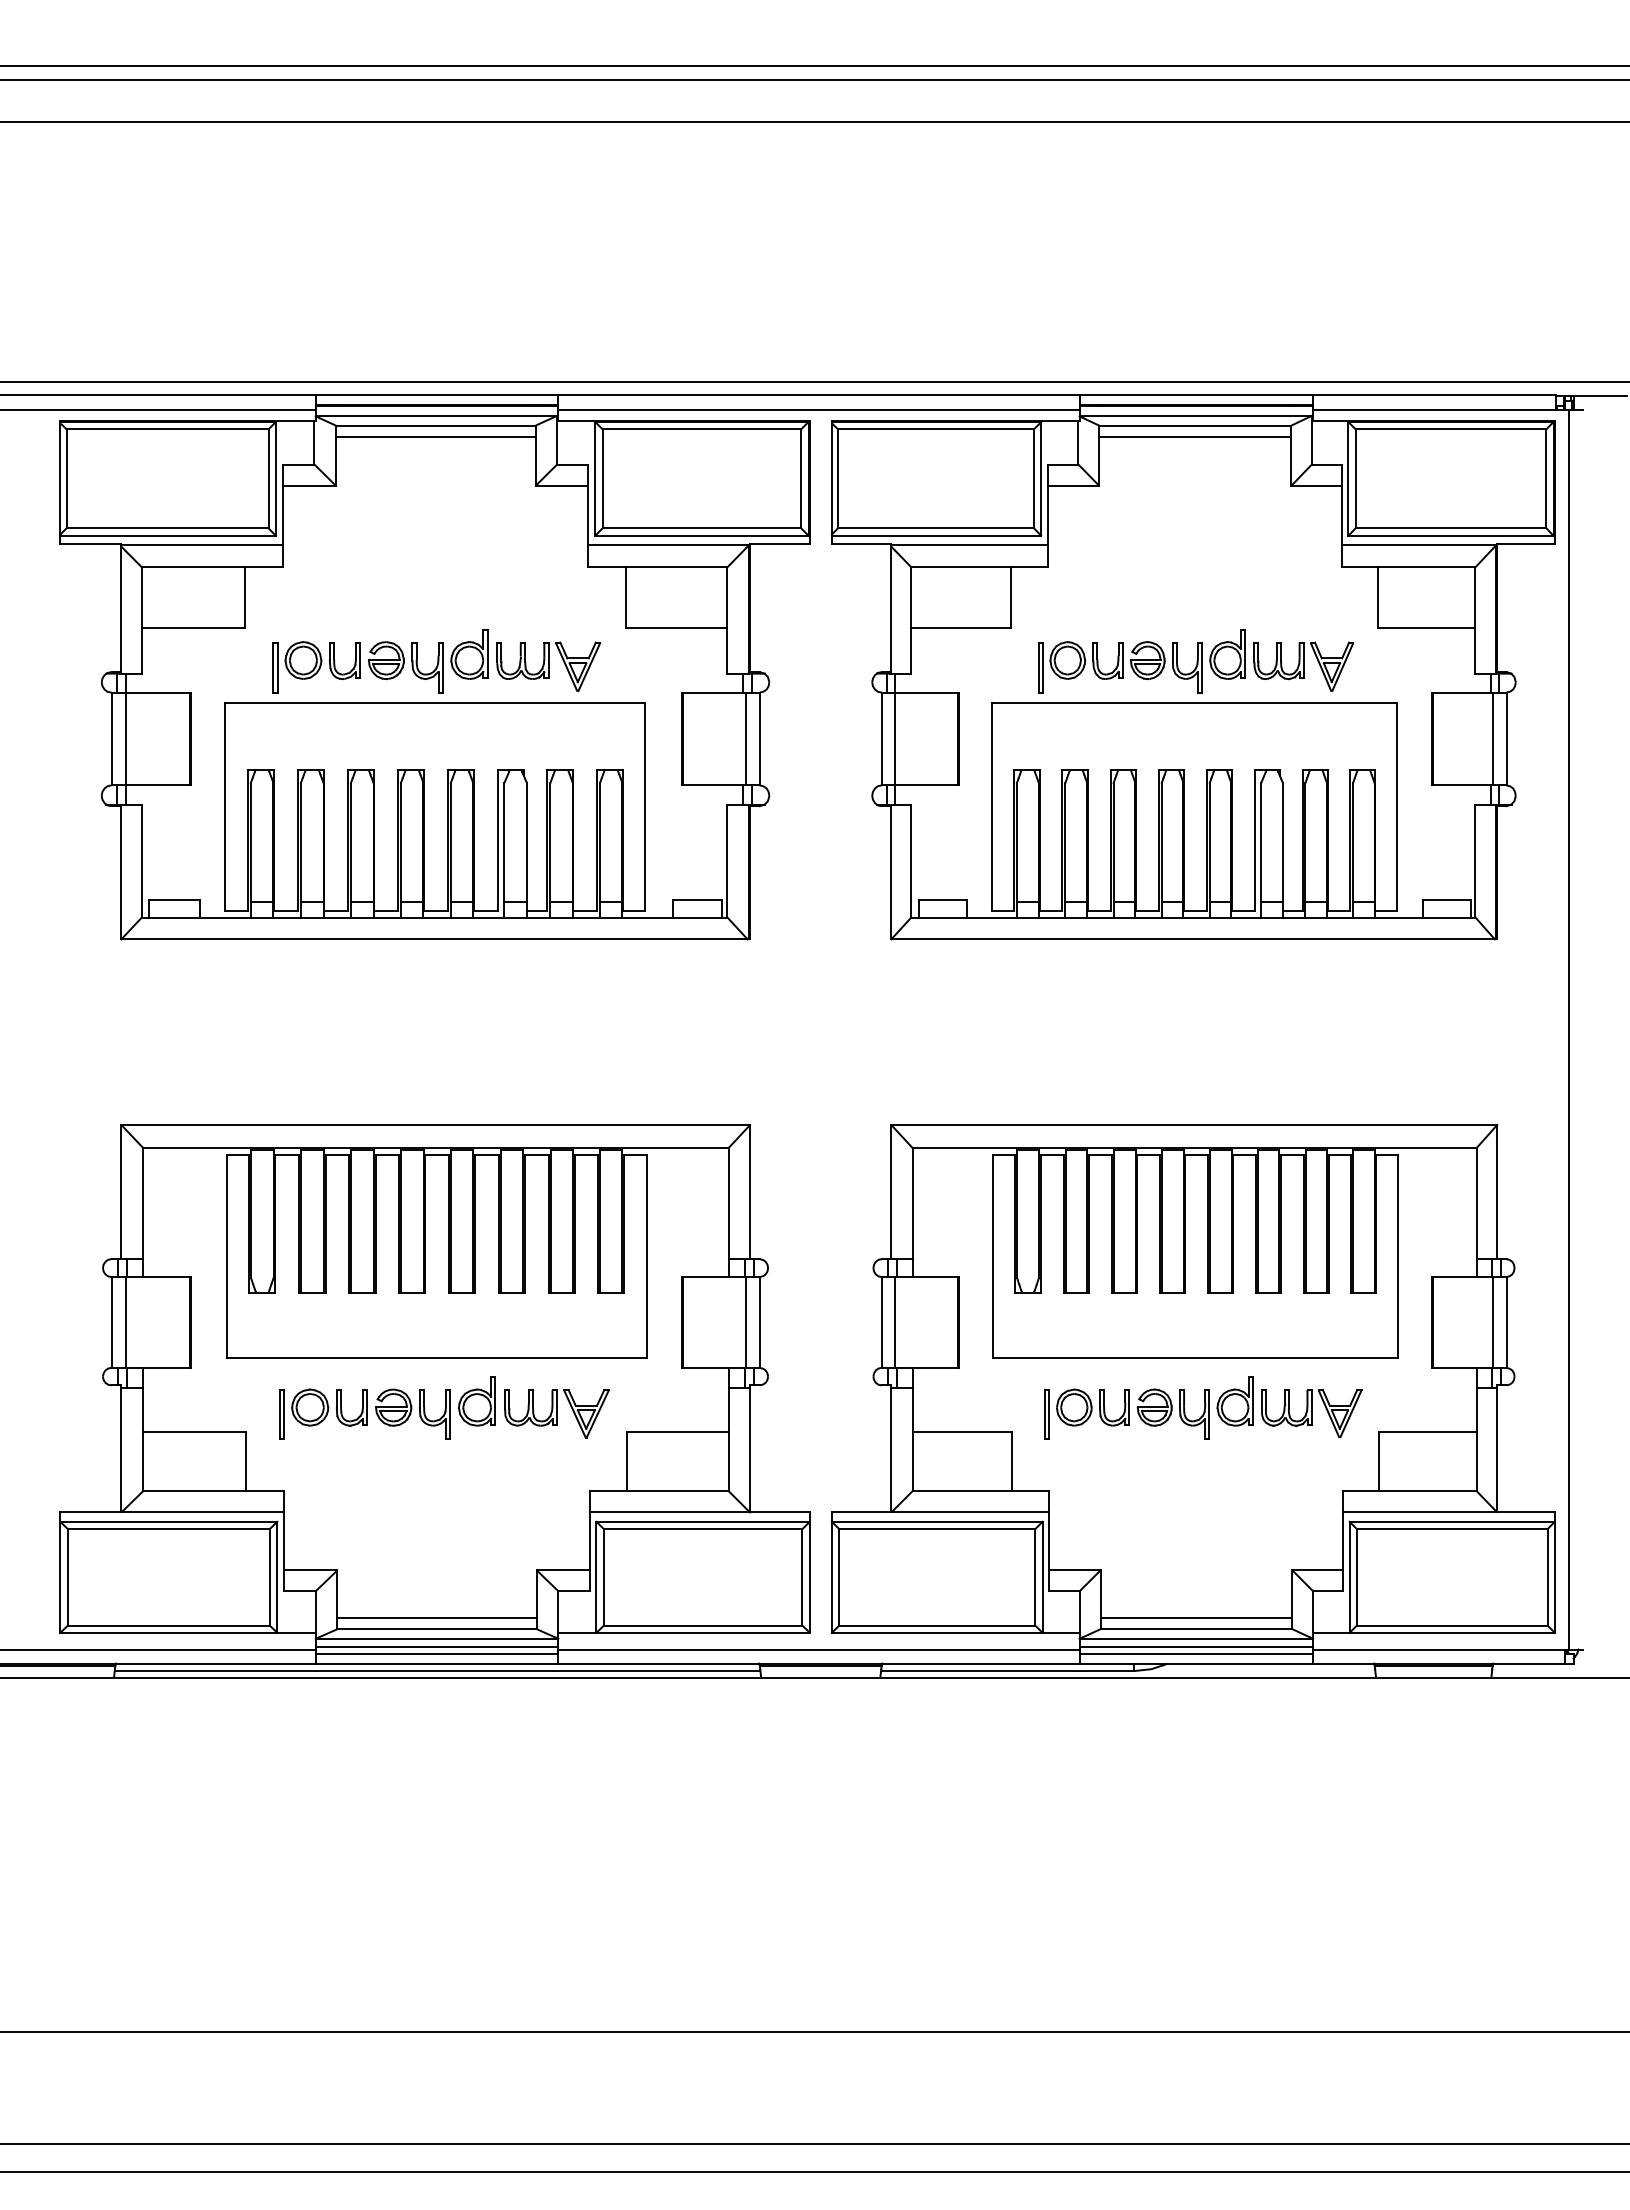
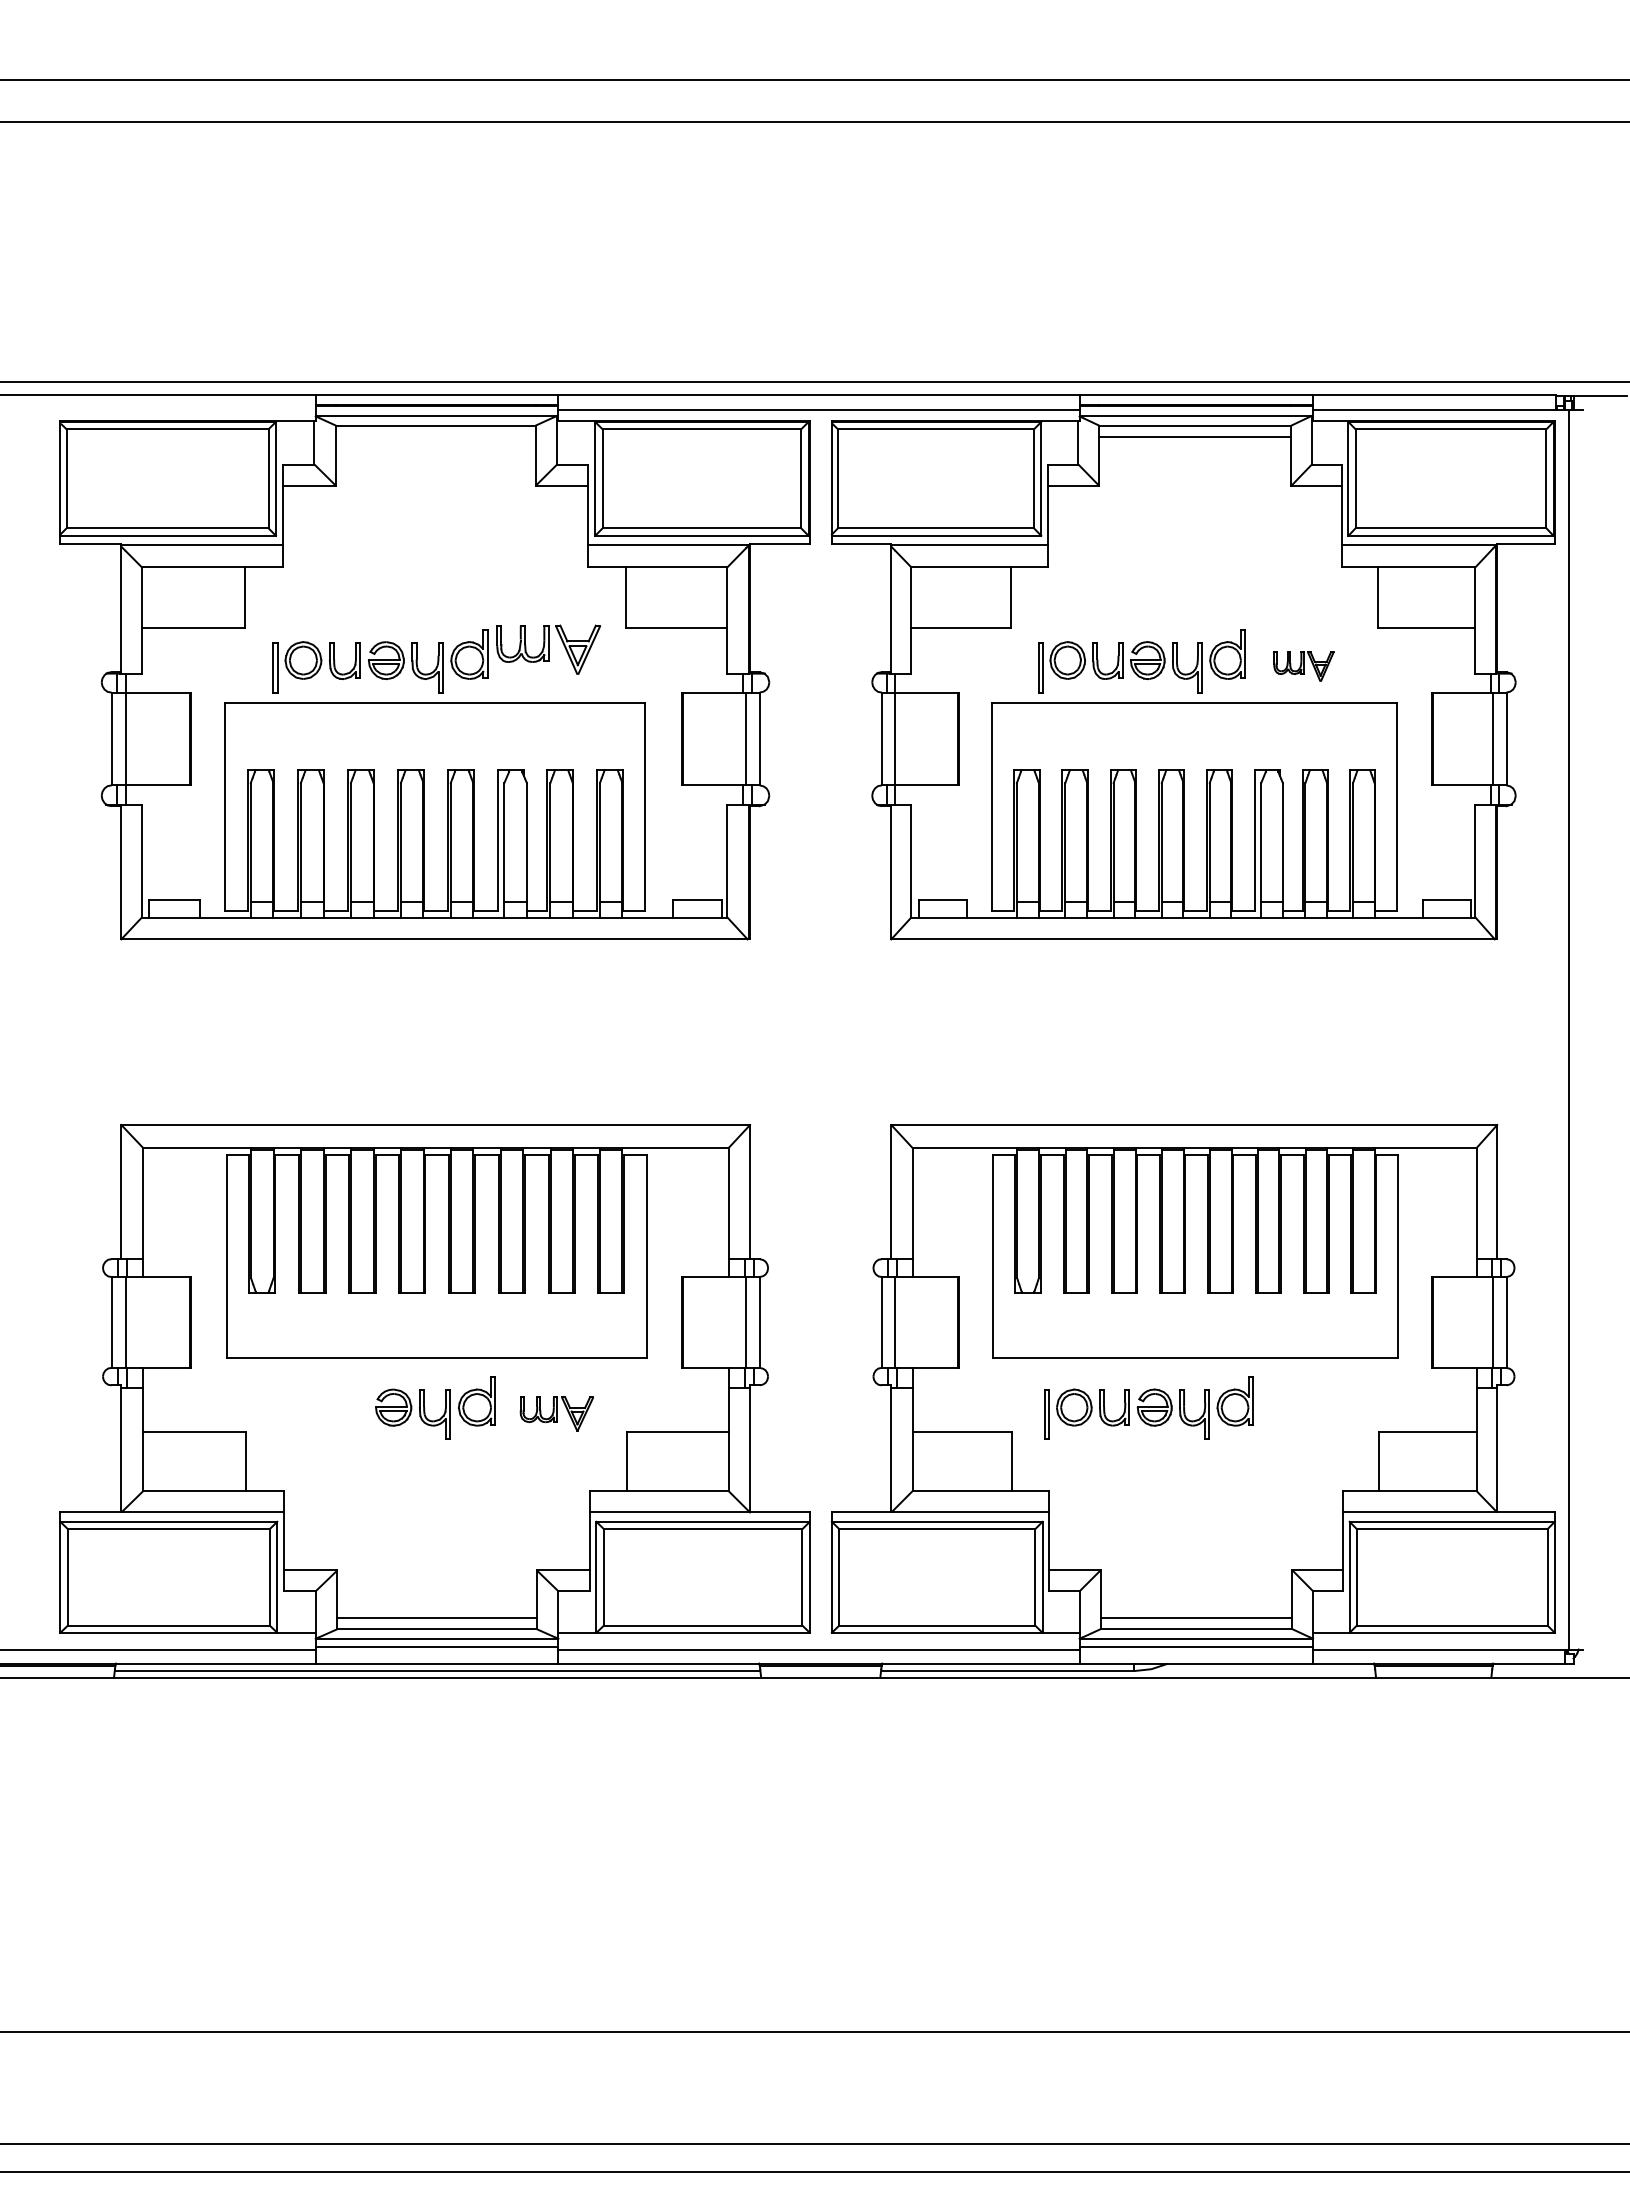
line: present -> none (814, 66)
line: present -> none (158, 409)
line: present -> none (435, 436)
part position: (548, 666) -> (548, 649) (548, 649)
part size: 102x51 px -> 62x31 px (1303, 666)
part: present -> none (323, 1413)
part size: 106x50 px -> 75x36 px (556, 1413)
part: present -> none (1311, 1413)
line: present -> none (436, 1654)
line: present -> none (1196, 1654)
